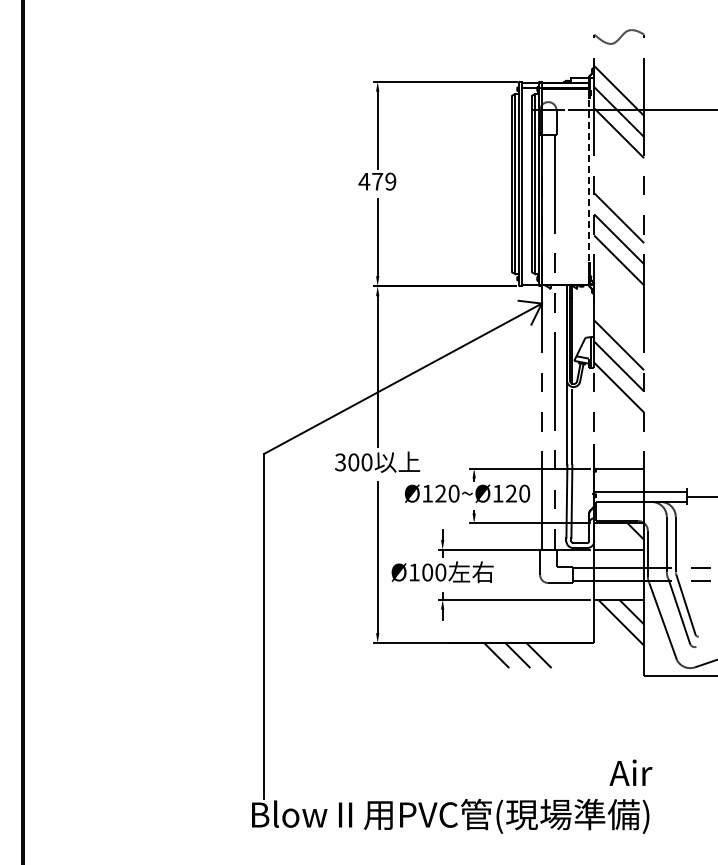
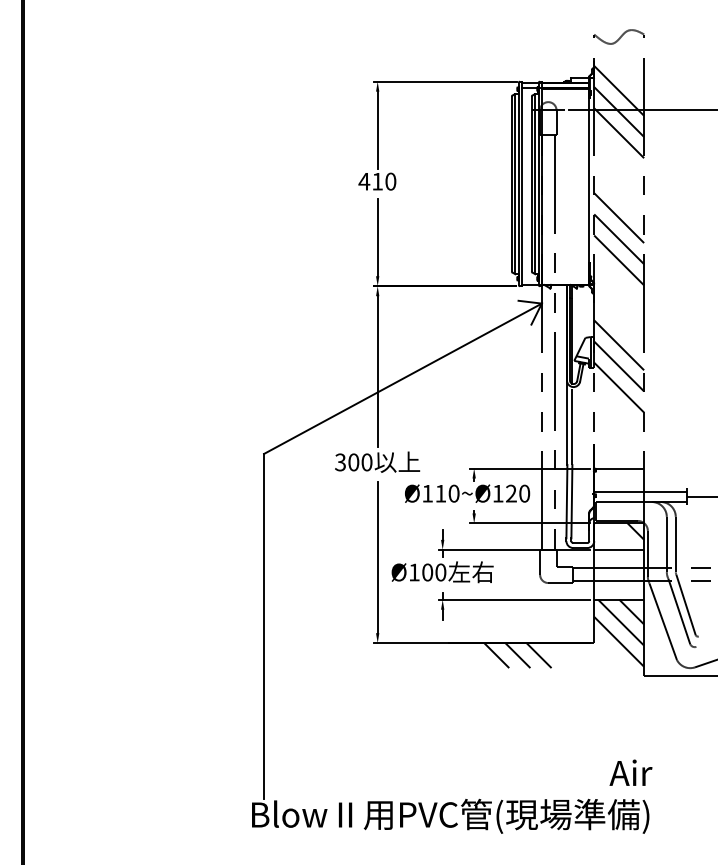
text: 479 -> 410 (384, 181)
line: dashed -> solid (589, 187)
text: Ø120~Ø120 -> Ø110~Ø120 (440, 493)
line: none -> present (619, 641)
